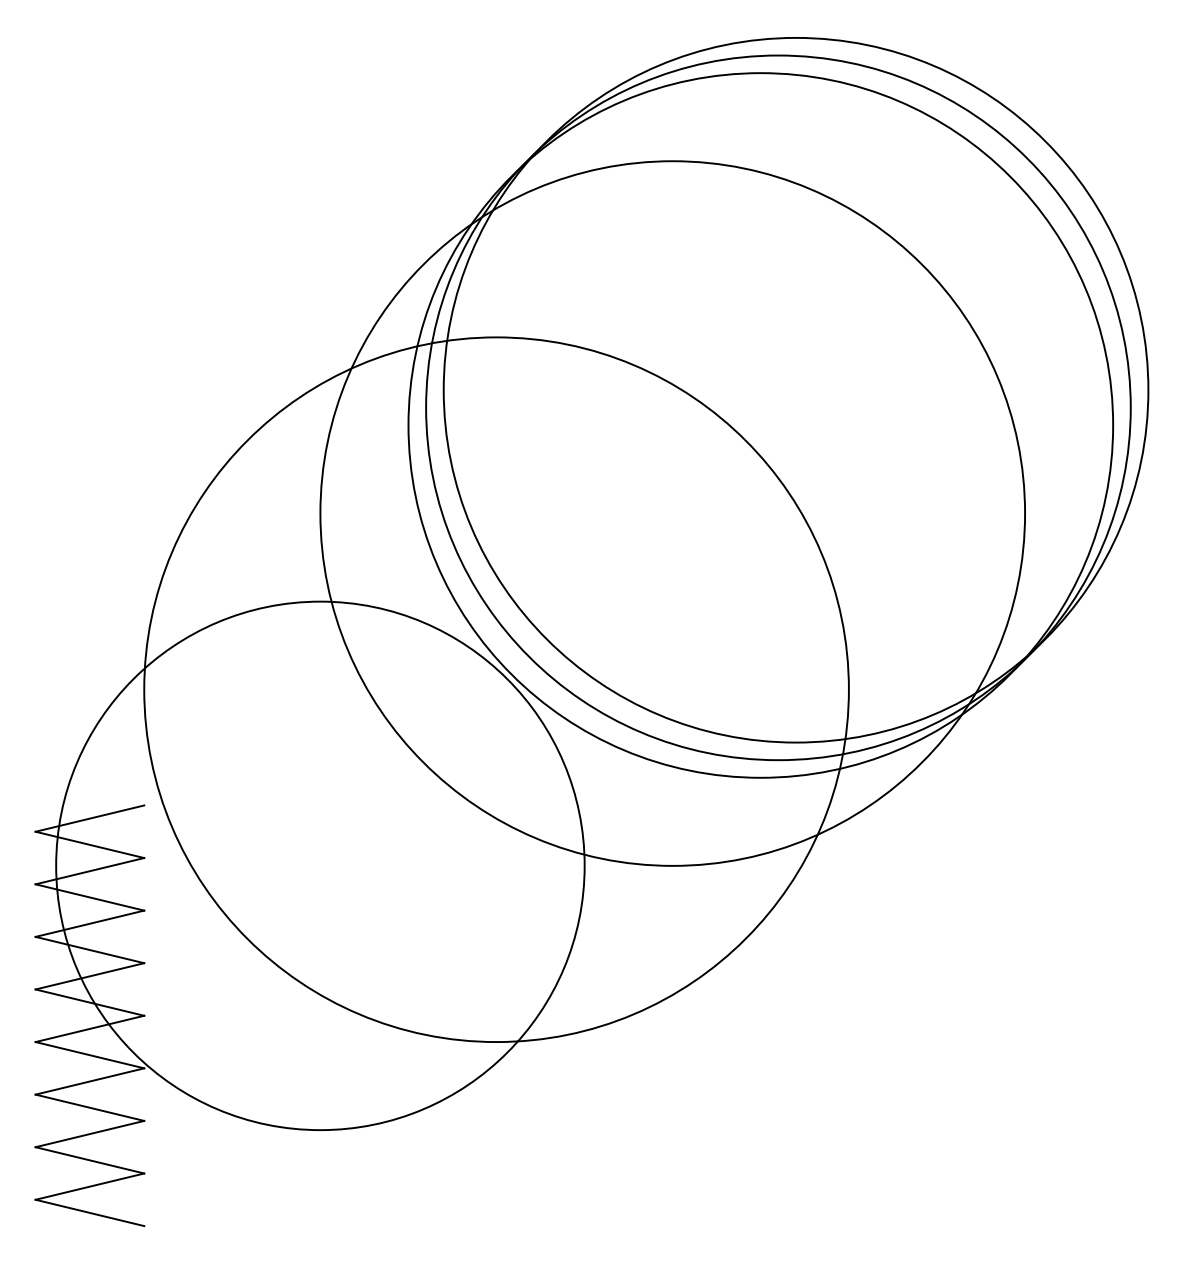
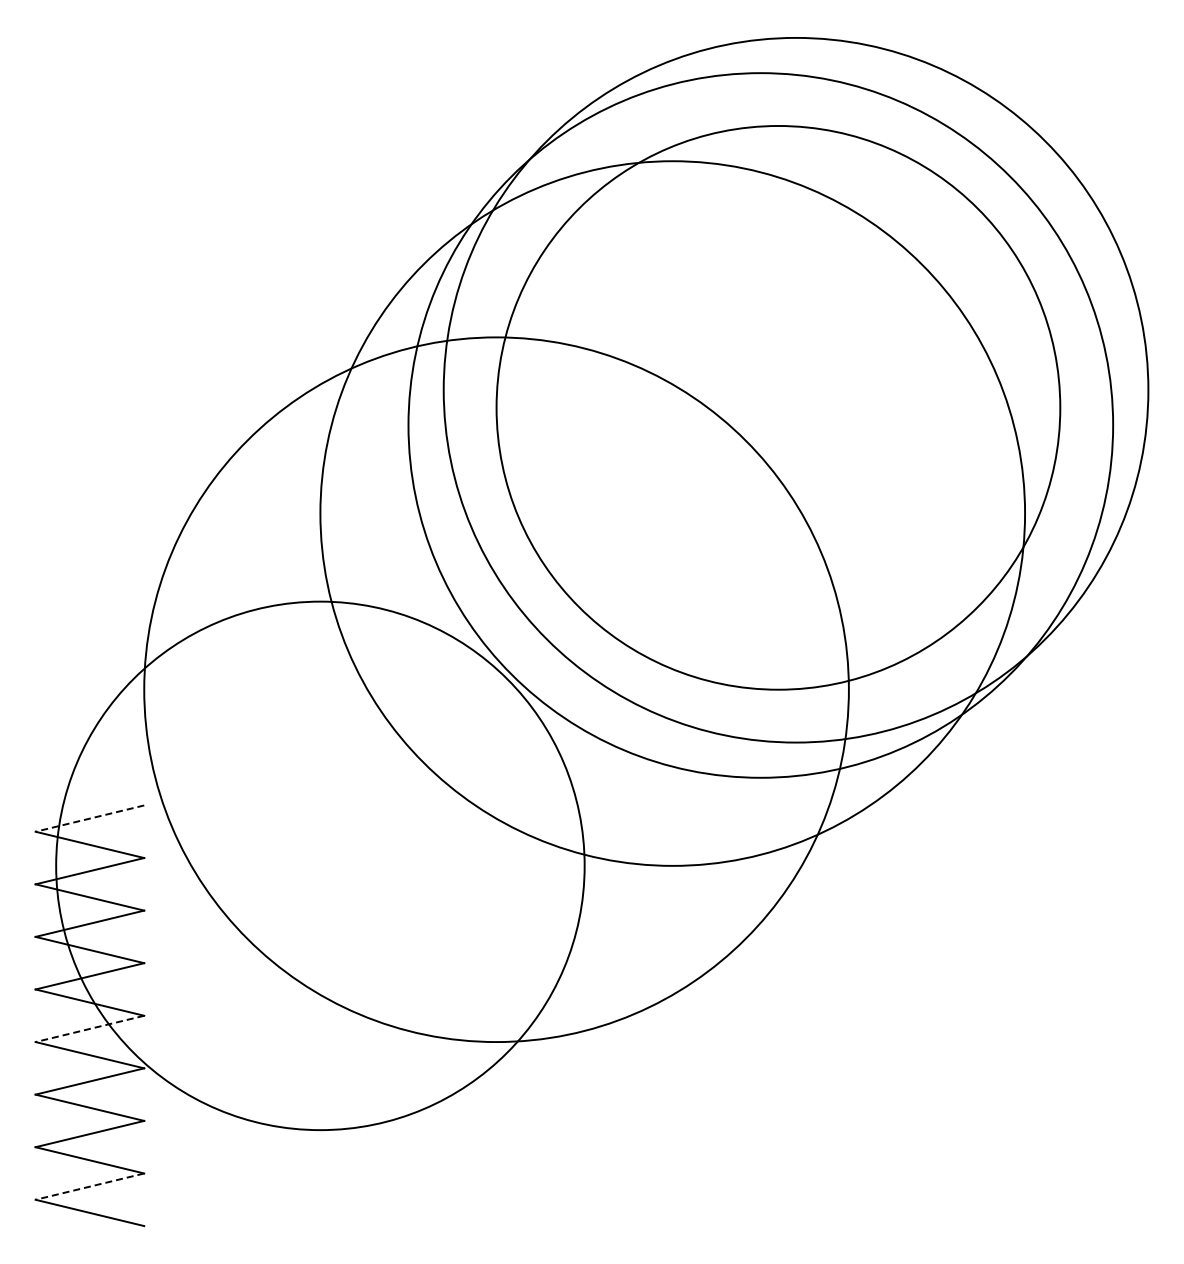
circle diameter: 705 px -> 564 px (778, 407)
line: solid -> dashed (89, 818)
line: solid -> dashed (89, 1028)
line: solid -> dashed (89, 1186)
